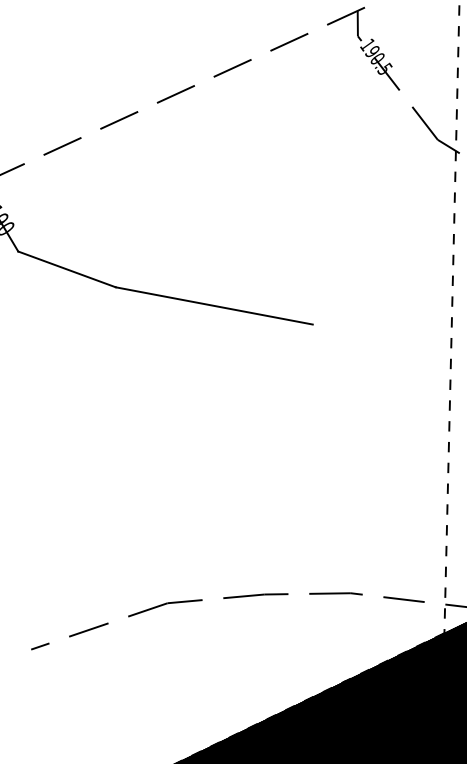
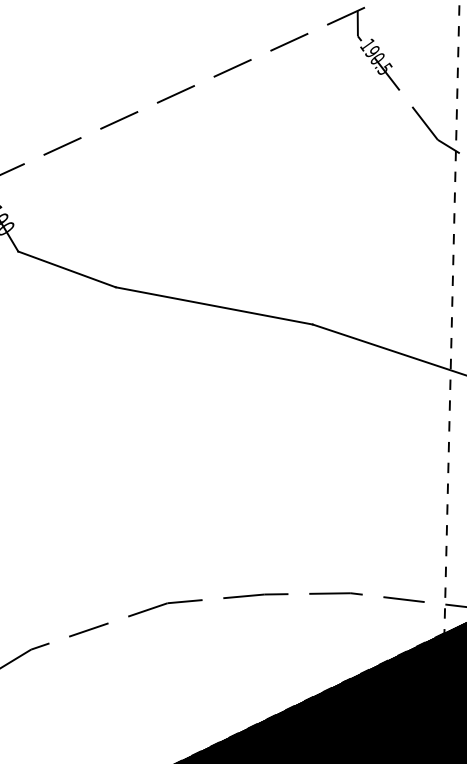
line: none -> present (387, 349)
line: none -> present (16, 658)
